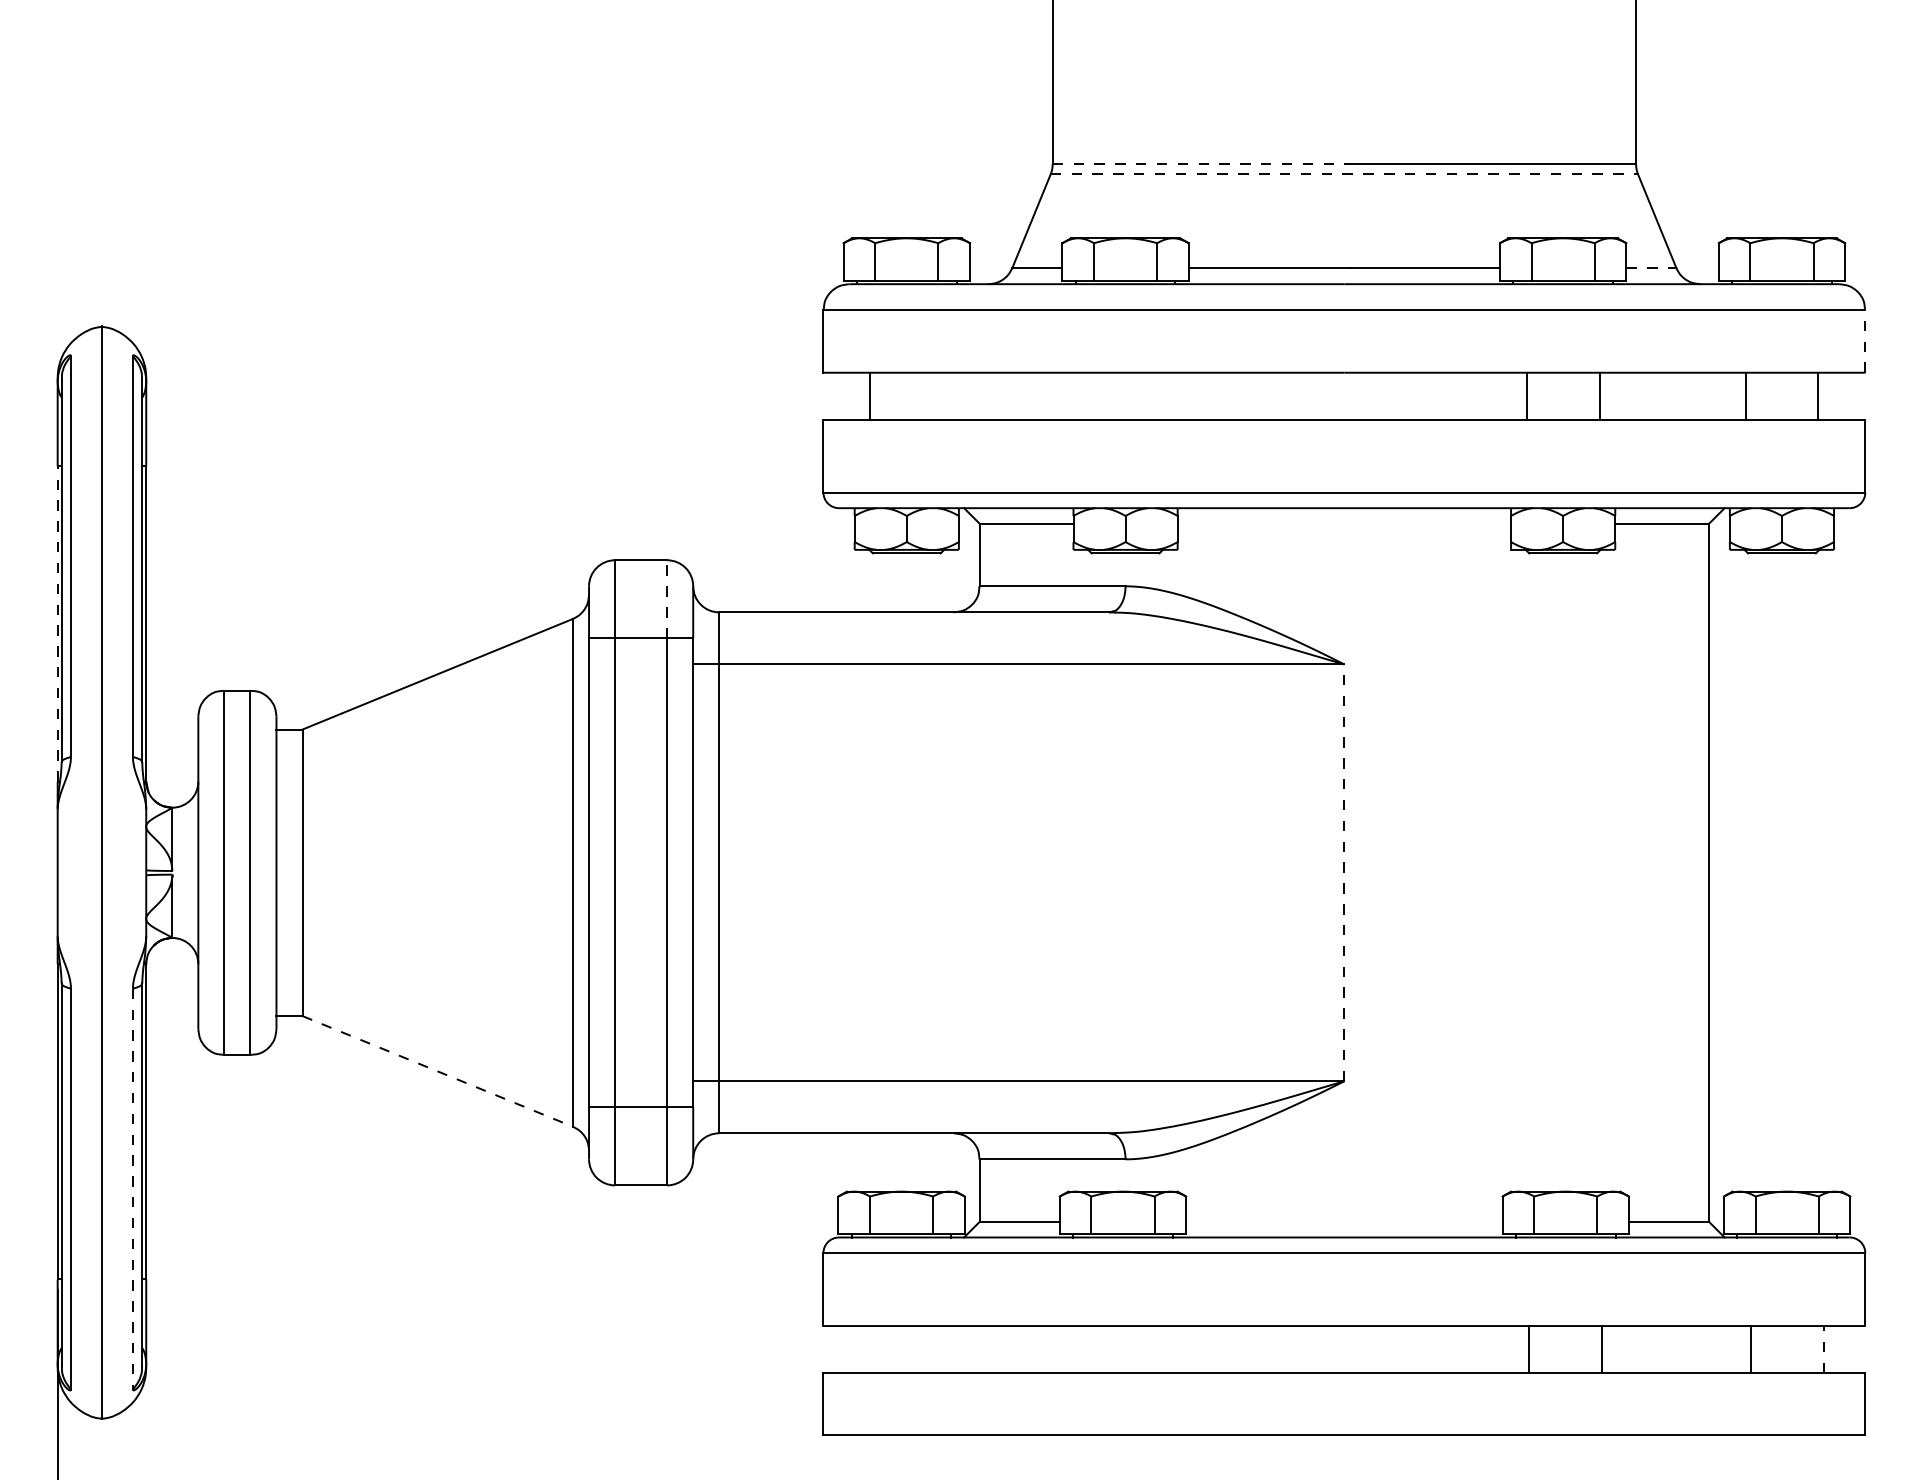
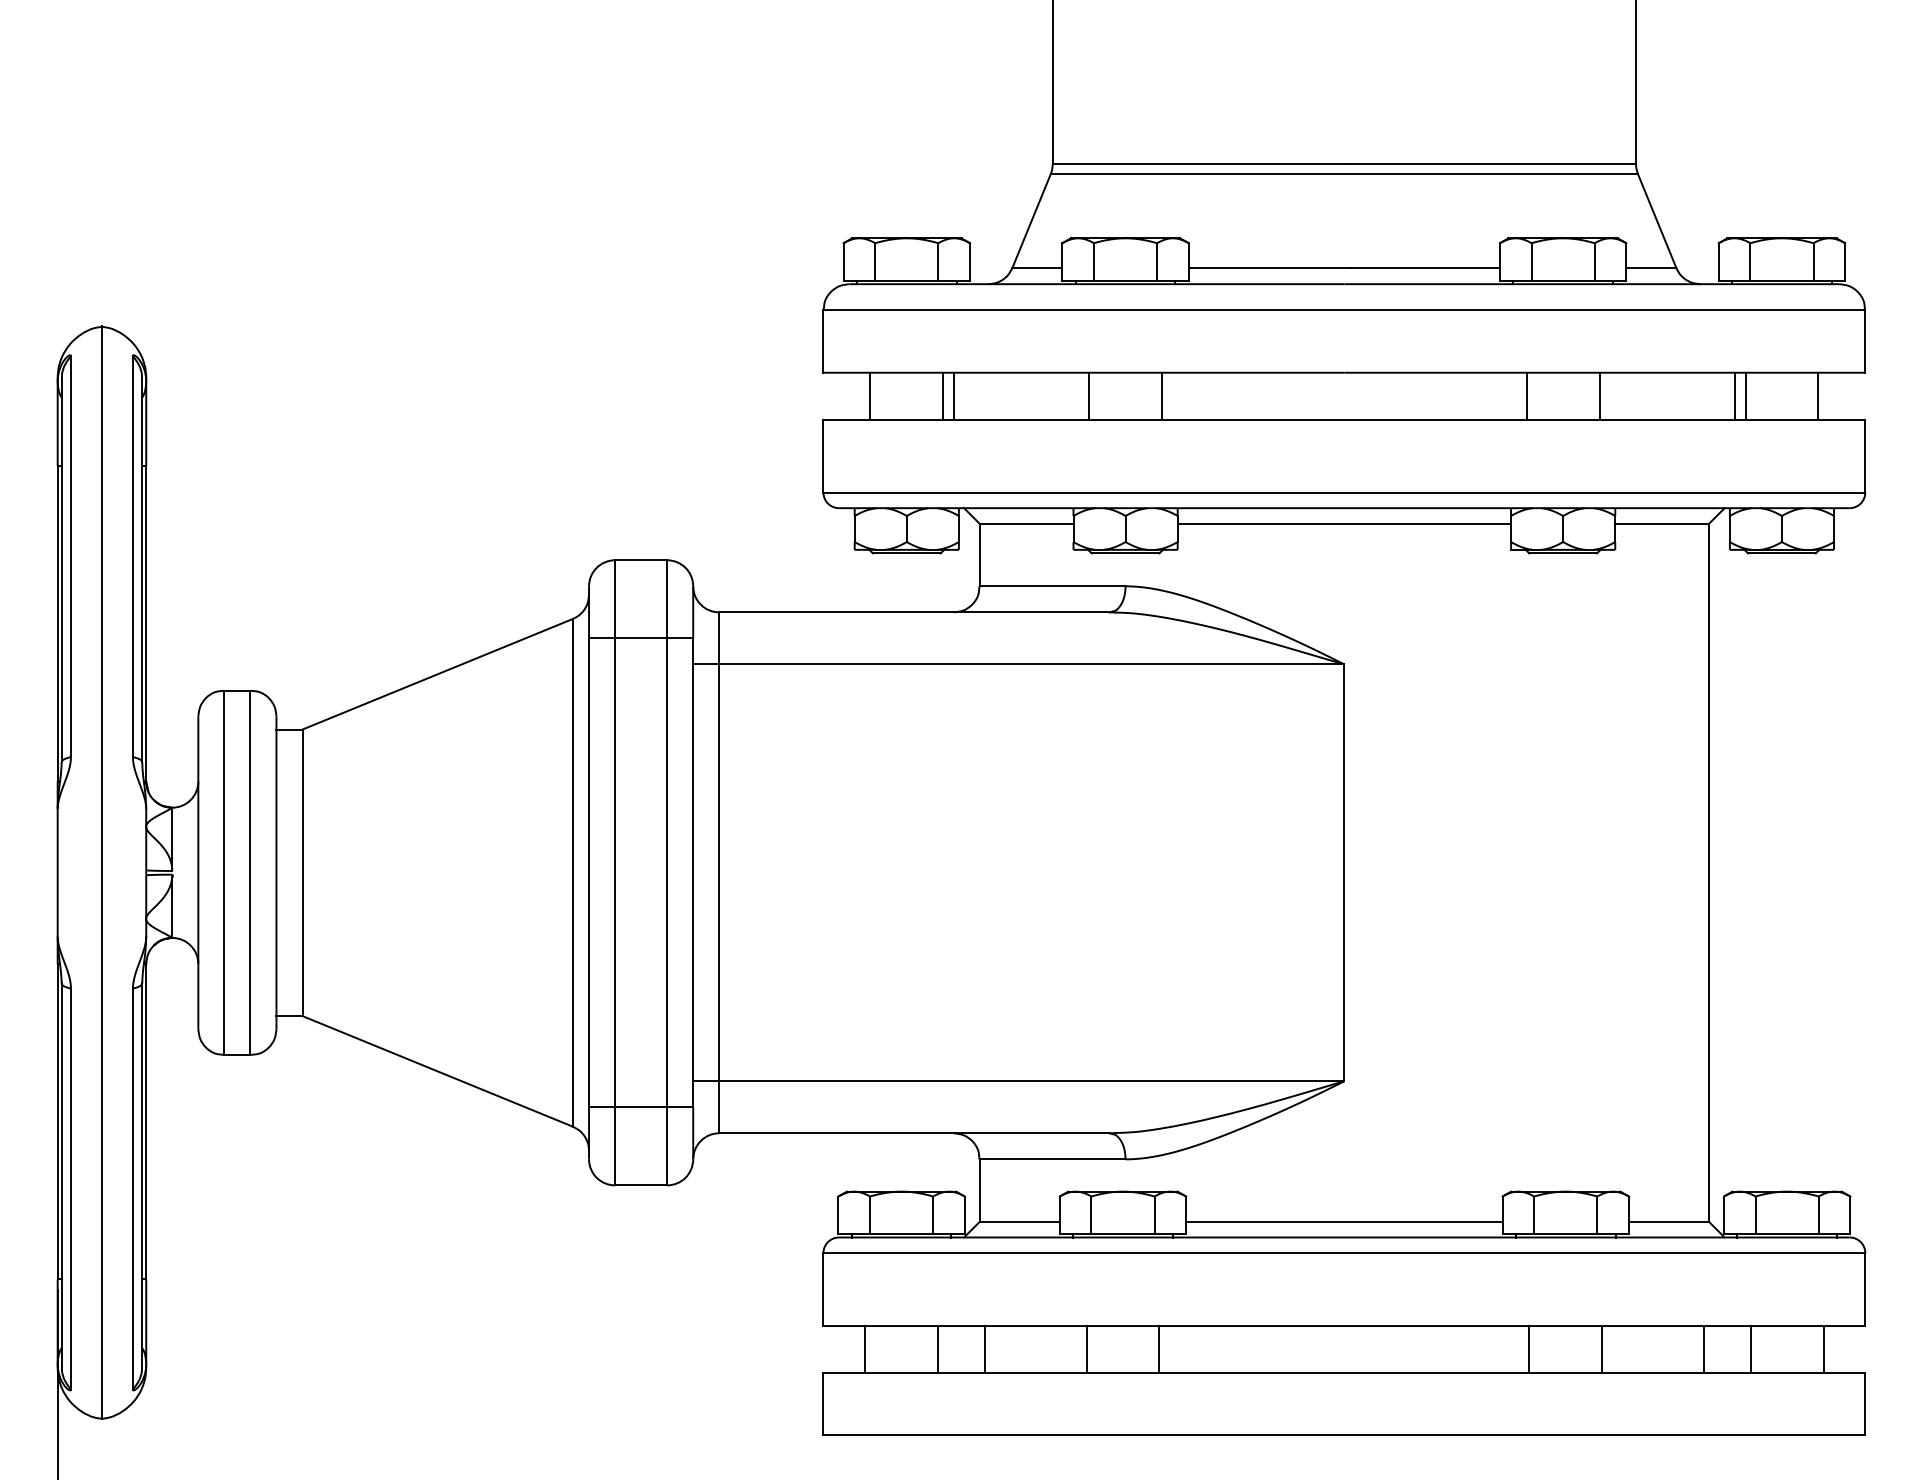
line: dashed -> solid (1201, 164)
line: dashed -> solid (1344, 174)
line: dashed -> solid (1651, 268)
line: dashed -> solid (1865, 341)
line: none -> present (943, 395)
line: none -> present (953, 395)
line: none -> present (1089, 395)
line: none -> present (1162, 395)
line: none -> present (1735, 395)
line: none -> present (1344, 523)
line: dashed -> solid (667, 598)
line: dashed -> solid (57, 623)
line: dashed -> solid (1344, 872)
line: dashed -> solid (438, 1071)
line: dashed -> solid (132, 1189)
line: none -> present (1344, 1221)
line: dashed -> solid (1823, 1348)
line: none -> present (865, 1349)
line: none -> present (938, 1349)
line: none -> present (984, 1349)
line: none -> present (1086, 1349)
line: none -> present (1159, 1349)
line: none -> present (1703, 1349)
